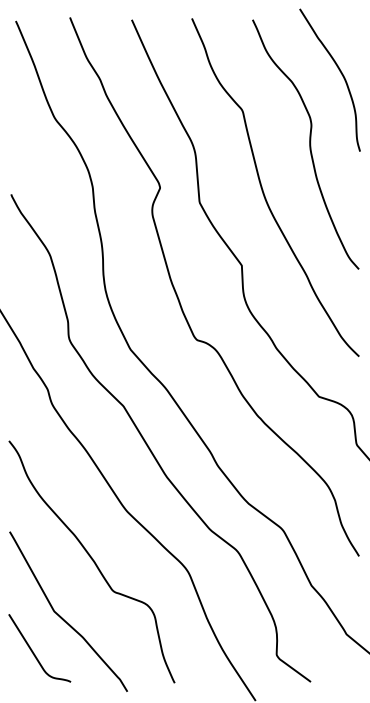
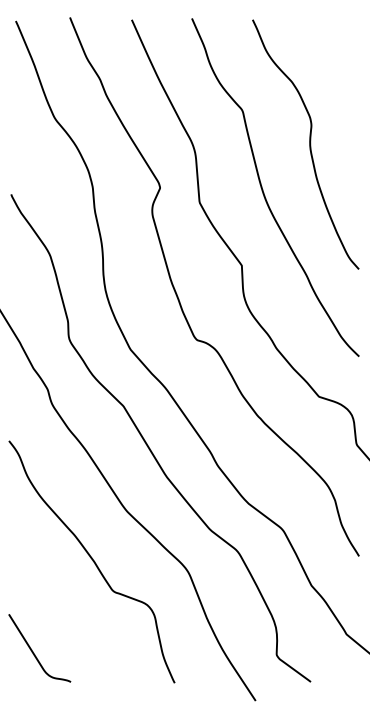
curve: present -> none (340, 73)
curve: present -> none (62, 617)
